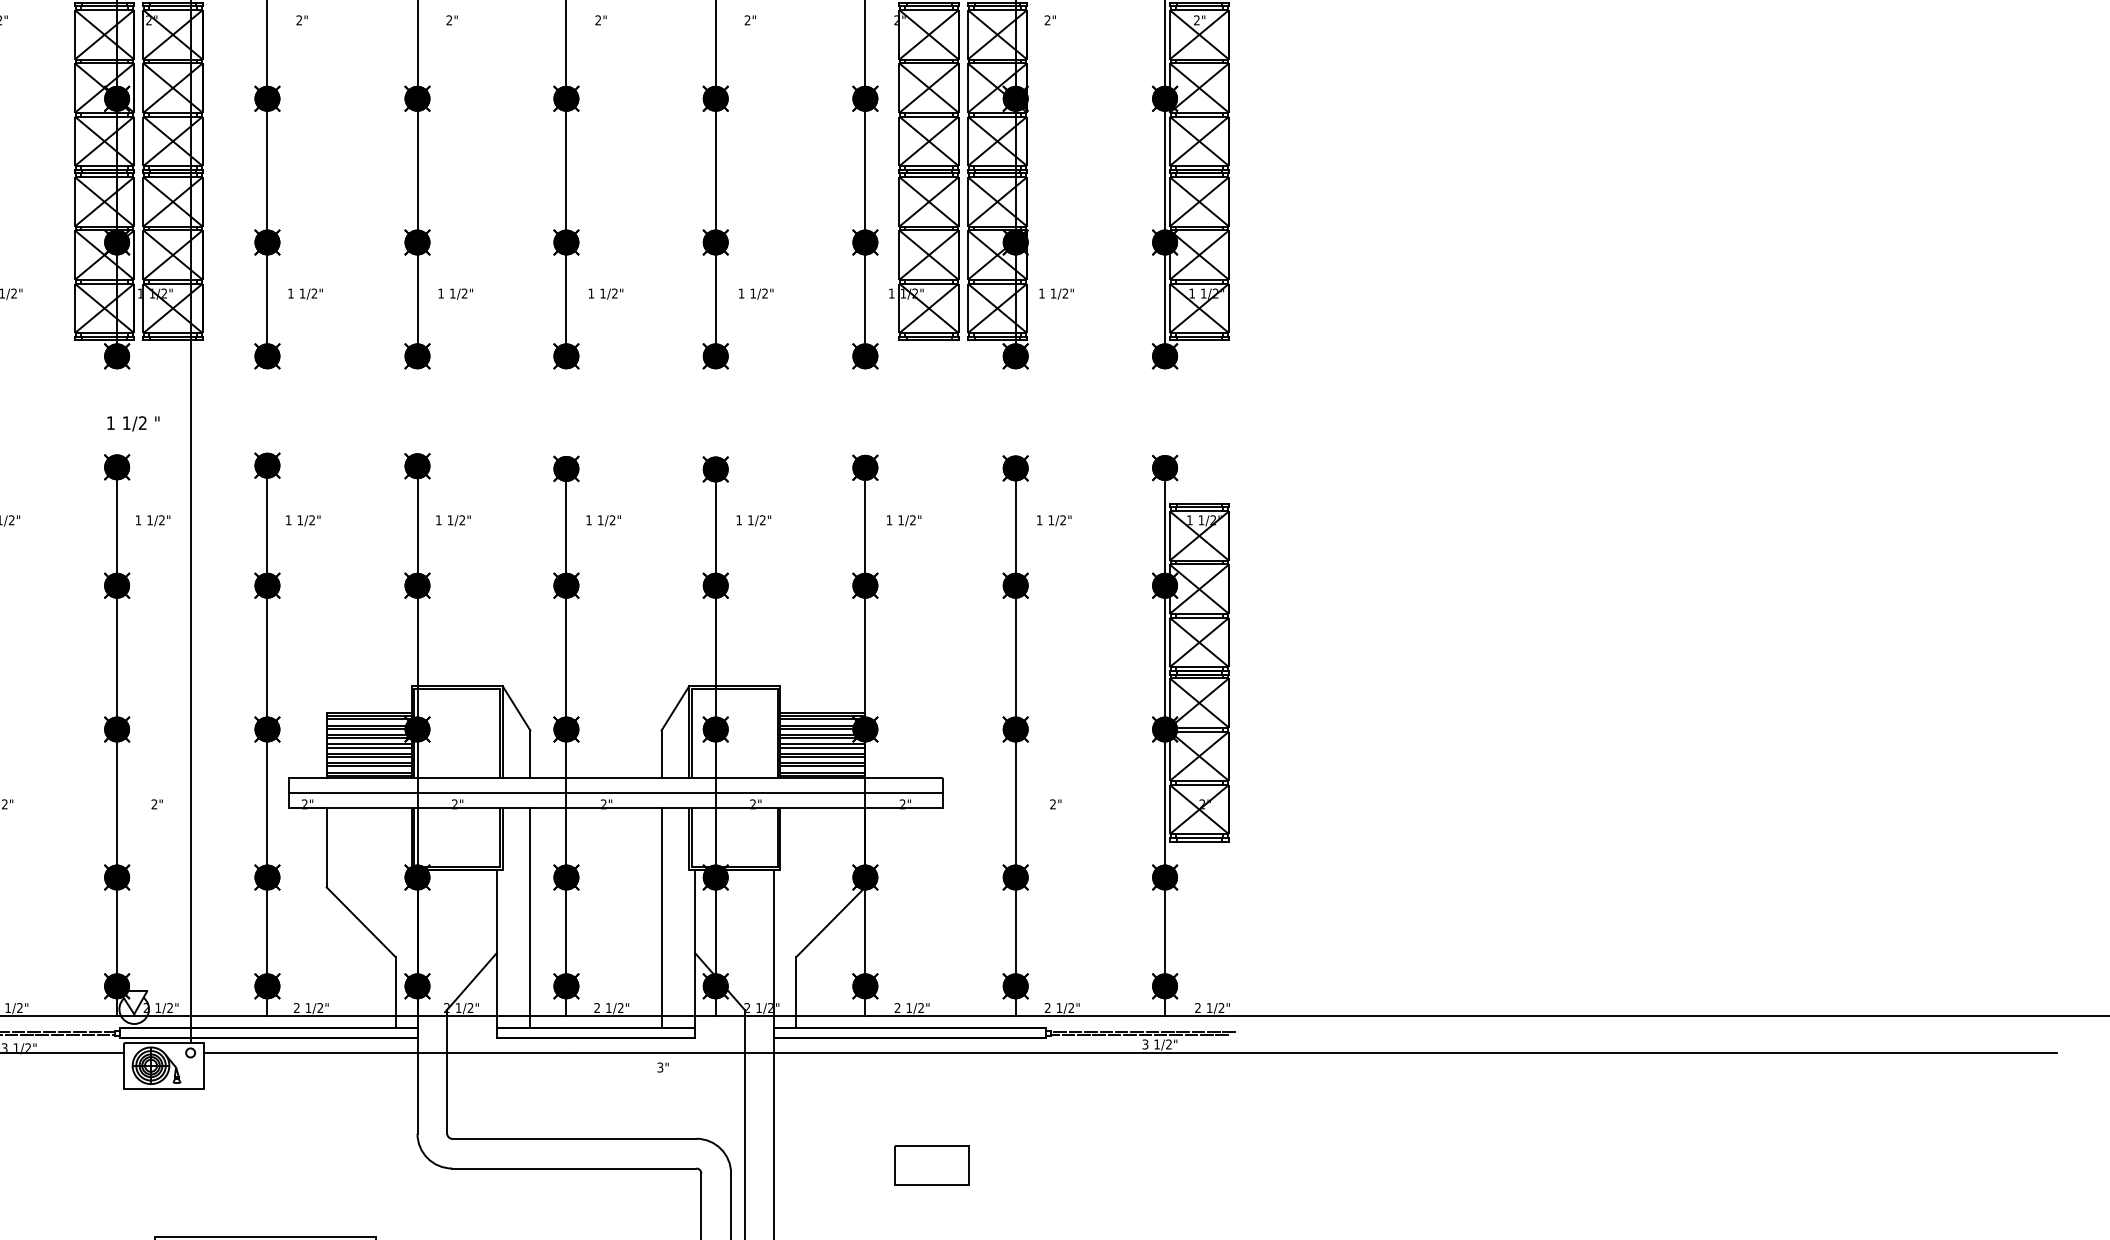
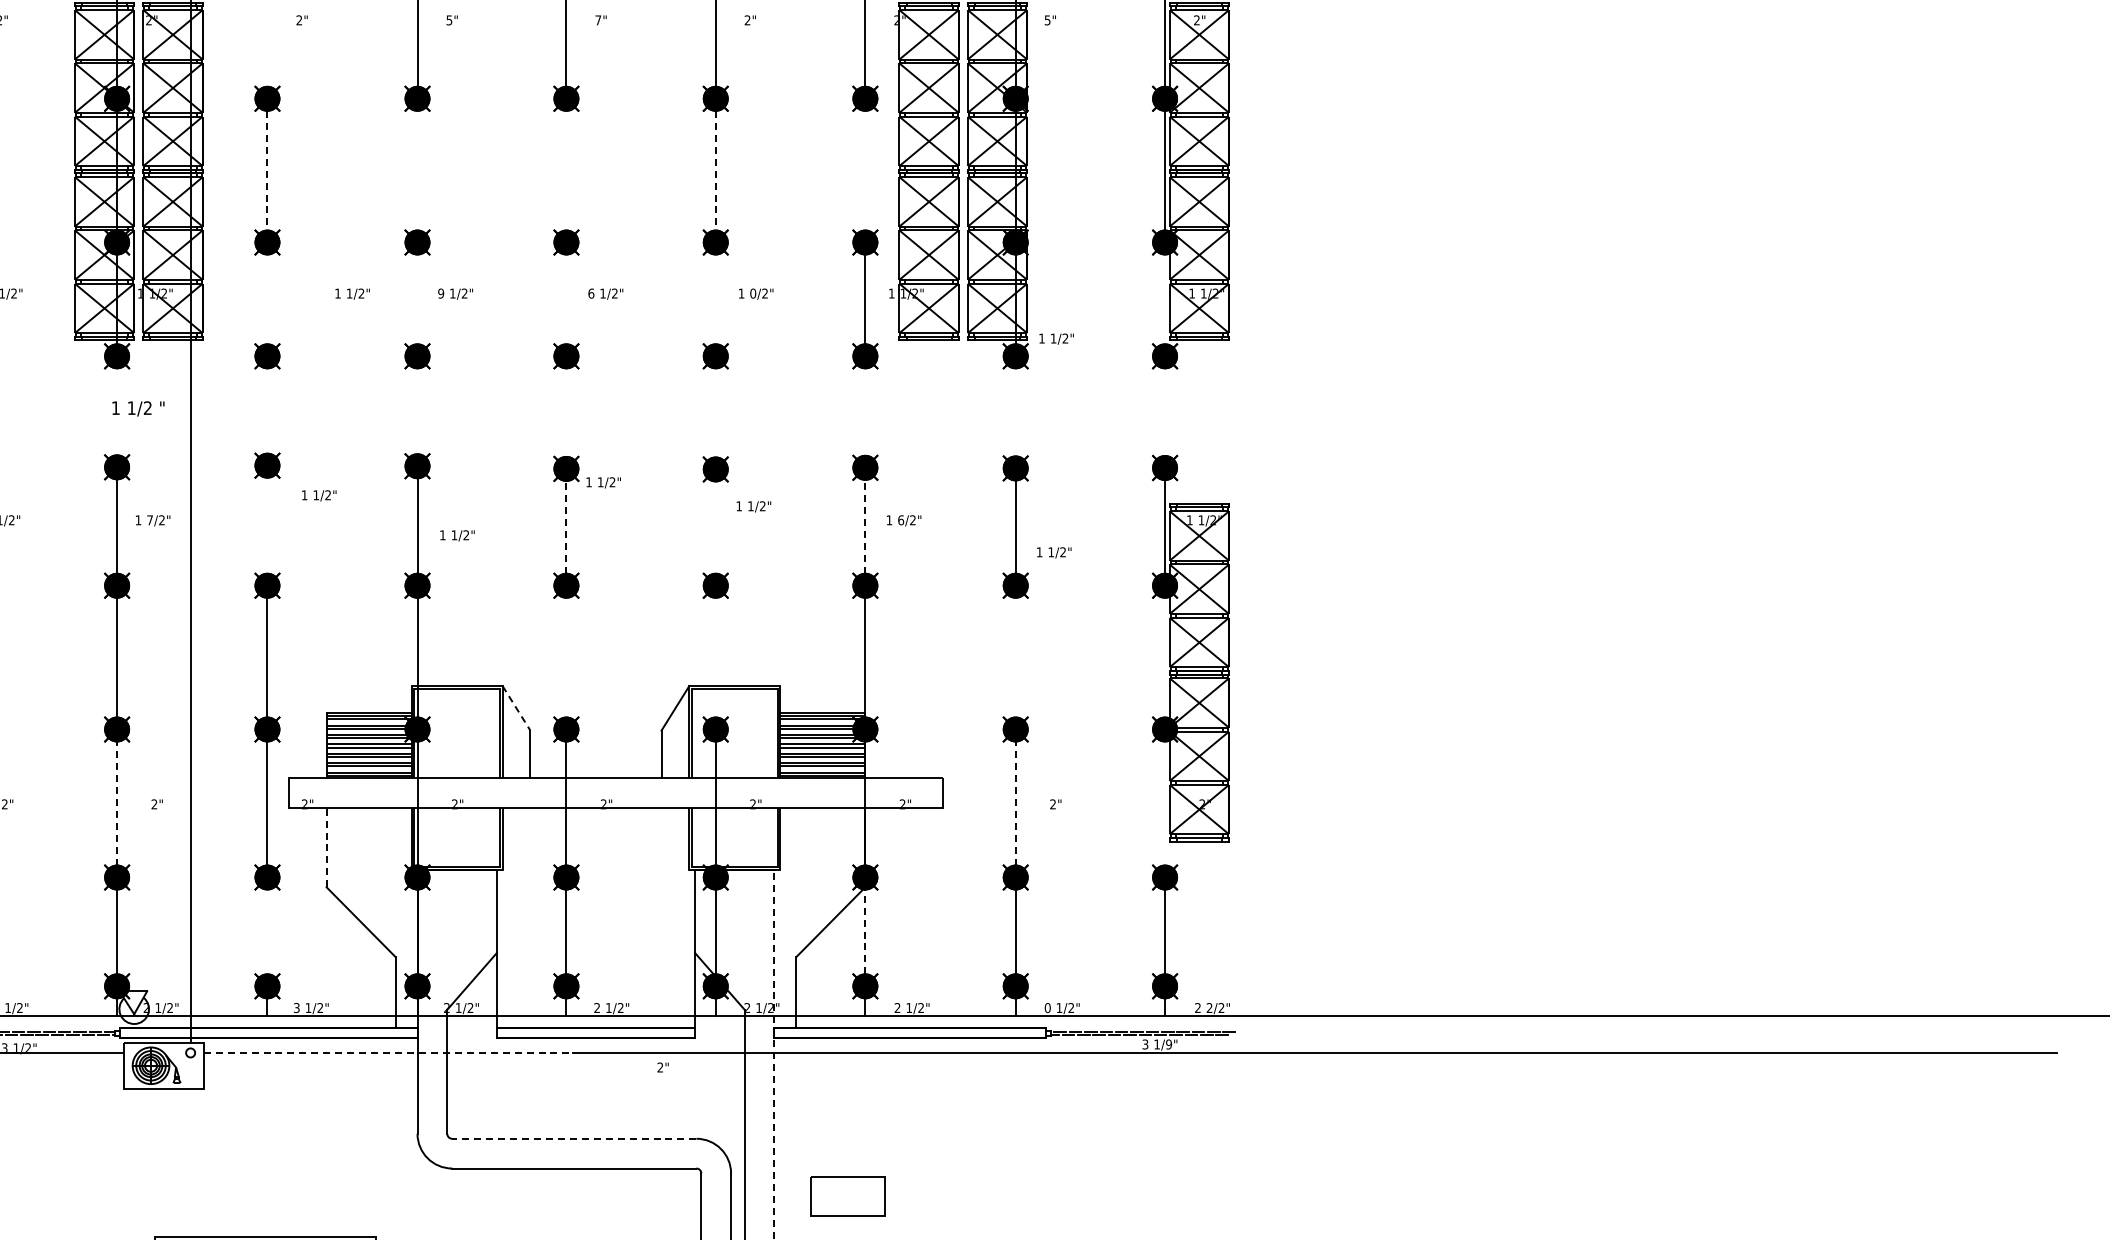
text: 2" -> 5" (449, 20)
text: 2" -> 7" (598, 20)
text: 2" -> 5" (1047, 20)
line: present -> none (267, 44)
line: solid -> dashed (267, 170)
line: present -> none (417, 170)
line: present -> none (566, 170)
line: solid -> dashed (715, 170)
line: present -> none (865, 170)
text position: (305, 293) -> (352, 293) (352, 293)
text: 1 -> 9 (441, 293)
text: 1 -> 6 (591, 293)
text: 1/2" -> 0/2" (753, 293)
text position: (1056, 293) -> (1056, 338) (1056, 338)
line: present -> none (267, 299)
line: present -> none (417, 299)
line: present -> none (566, 299)
line: present -> none (715, 299)
line: present -> none (1165, 299)
text position: (133, 423) -> (138, 408) (138, 408)
text: 1/2" -> 7/2" (149, 520)
text position: (303, 520) -> (319, 495) (319, 495)
text position: (453, 520) -> (457, 535) (457, 535)
text position: (603, 520) -> (603, 482) (603, 482)
text position: (753, 520) -> (753, 506) (753, 506)
text: 1/2" -> 6/2" (901, 520)
text position: (1054, 520) -> (1054, 552) (1054, 552)
line: present -> none (267, 525)
line: solid -> dashed (566, 526)
line: solid -> dashed (865, 526)
line: present -> none (715, 527)
line: present -> none (566, 657)
line: present -> none (715, 657)
line: present -> none (1015, 657)
line: present -> none (1165, 657)
line: solid -> dashed (516, 708)
line: present -> none (615, 793)
line: solid -> dashed (117, 803)
line: solid -> dashed (1015, 803)
line: present -> none (1165, 803)
line: solid -> dashed (326, 847)
line: present -> none (530, 918)
line: present -> none (661, 918)
line: present -> none (267, 931)
line: solid -> dashed (865, 931)
text: 1/2" -> 2/2" (1209, 1007)
text: 2 -> 3 (296, 1008)
text: 2 -> 0 (1047, 1008)
text: 1/2" -> 1/9" (1168, 1044)
line: solid -> dashed (388, 1052)
line: solid -> dashed (774, 1054)
text: 3" -> 2" (660, 1067)
line: solid -> dashed (573, 1138)
part position: (931, 1165) -> (847, 1196) (847, 1196)
